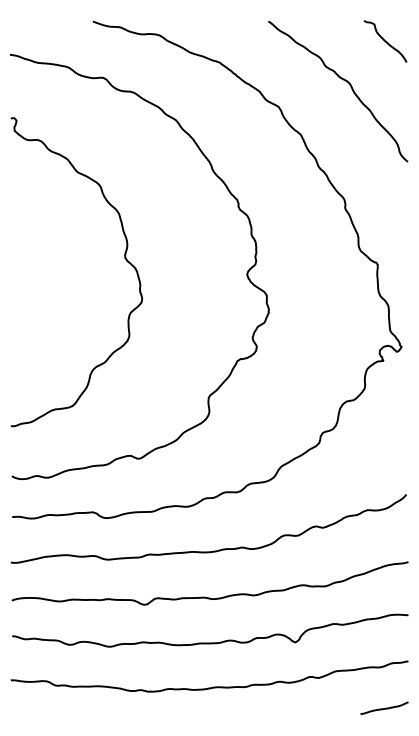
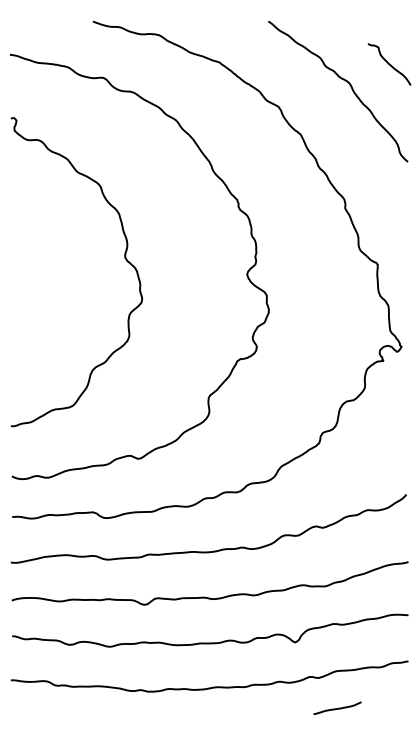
curve position: (385, 41) -> (389, 64) (389, 64)
curve position: (385, 707) -> (338, 707) (338, 707)
